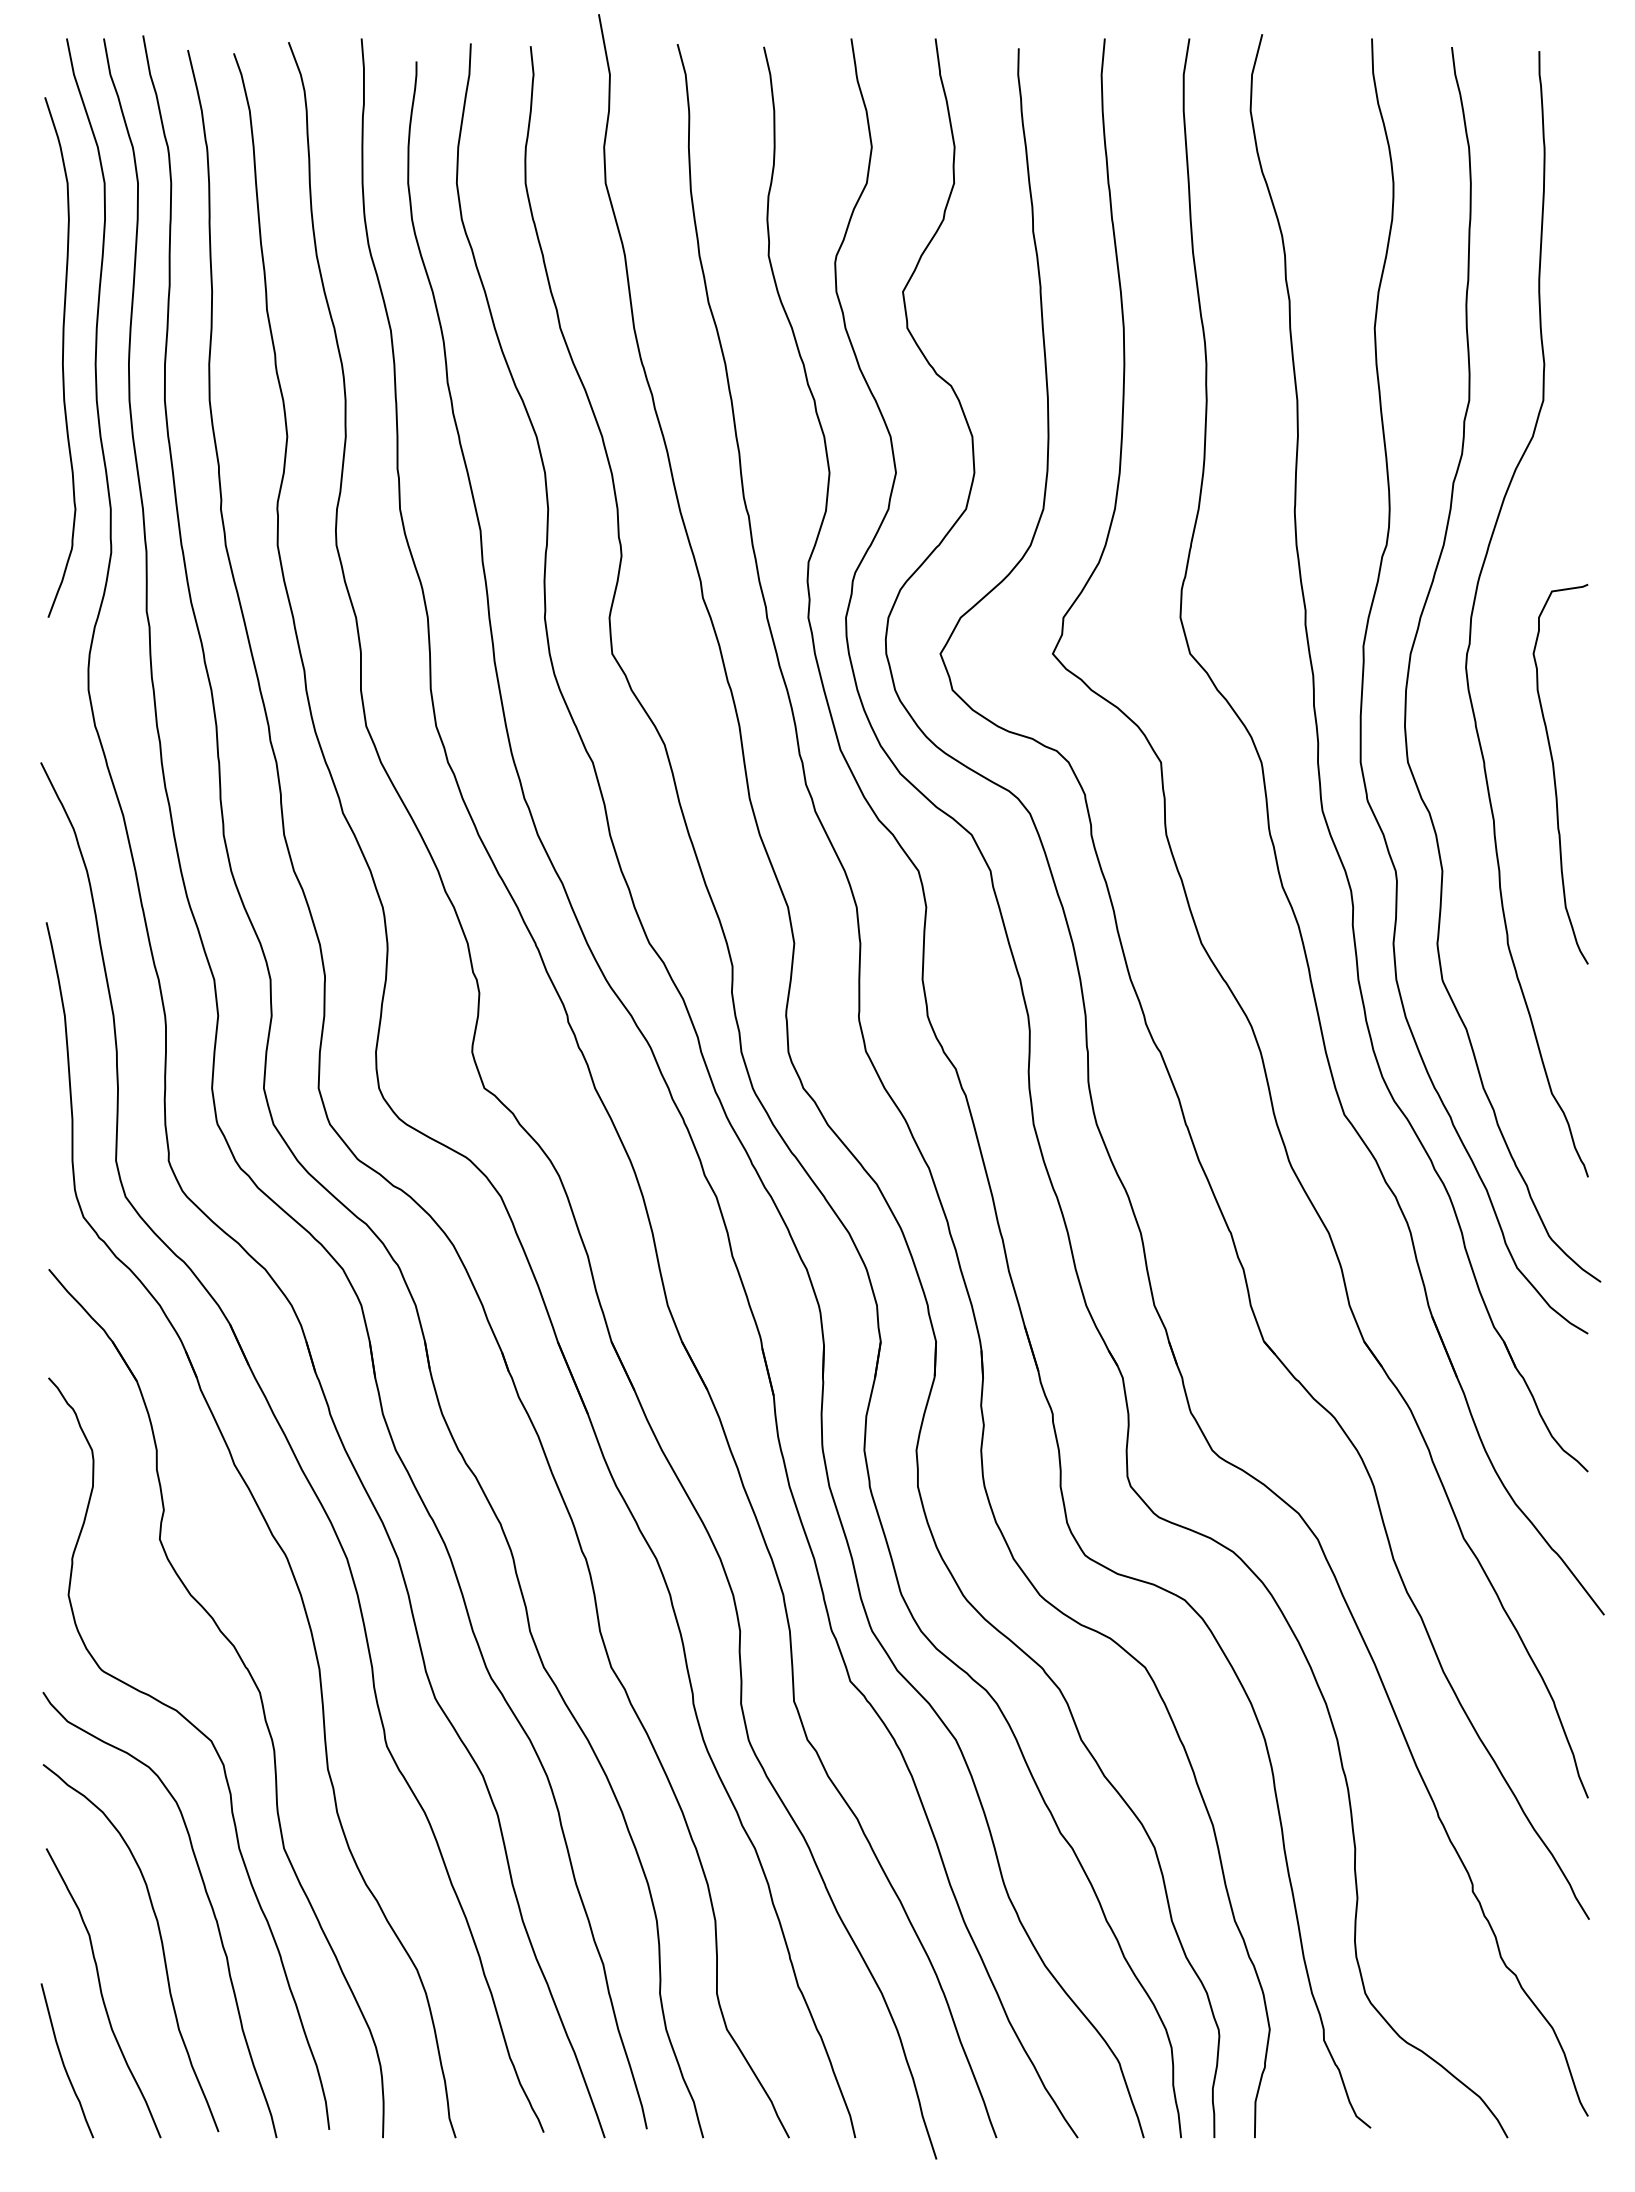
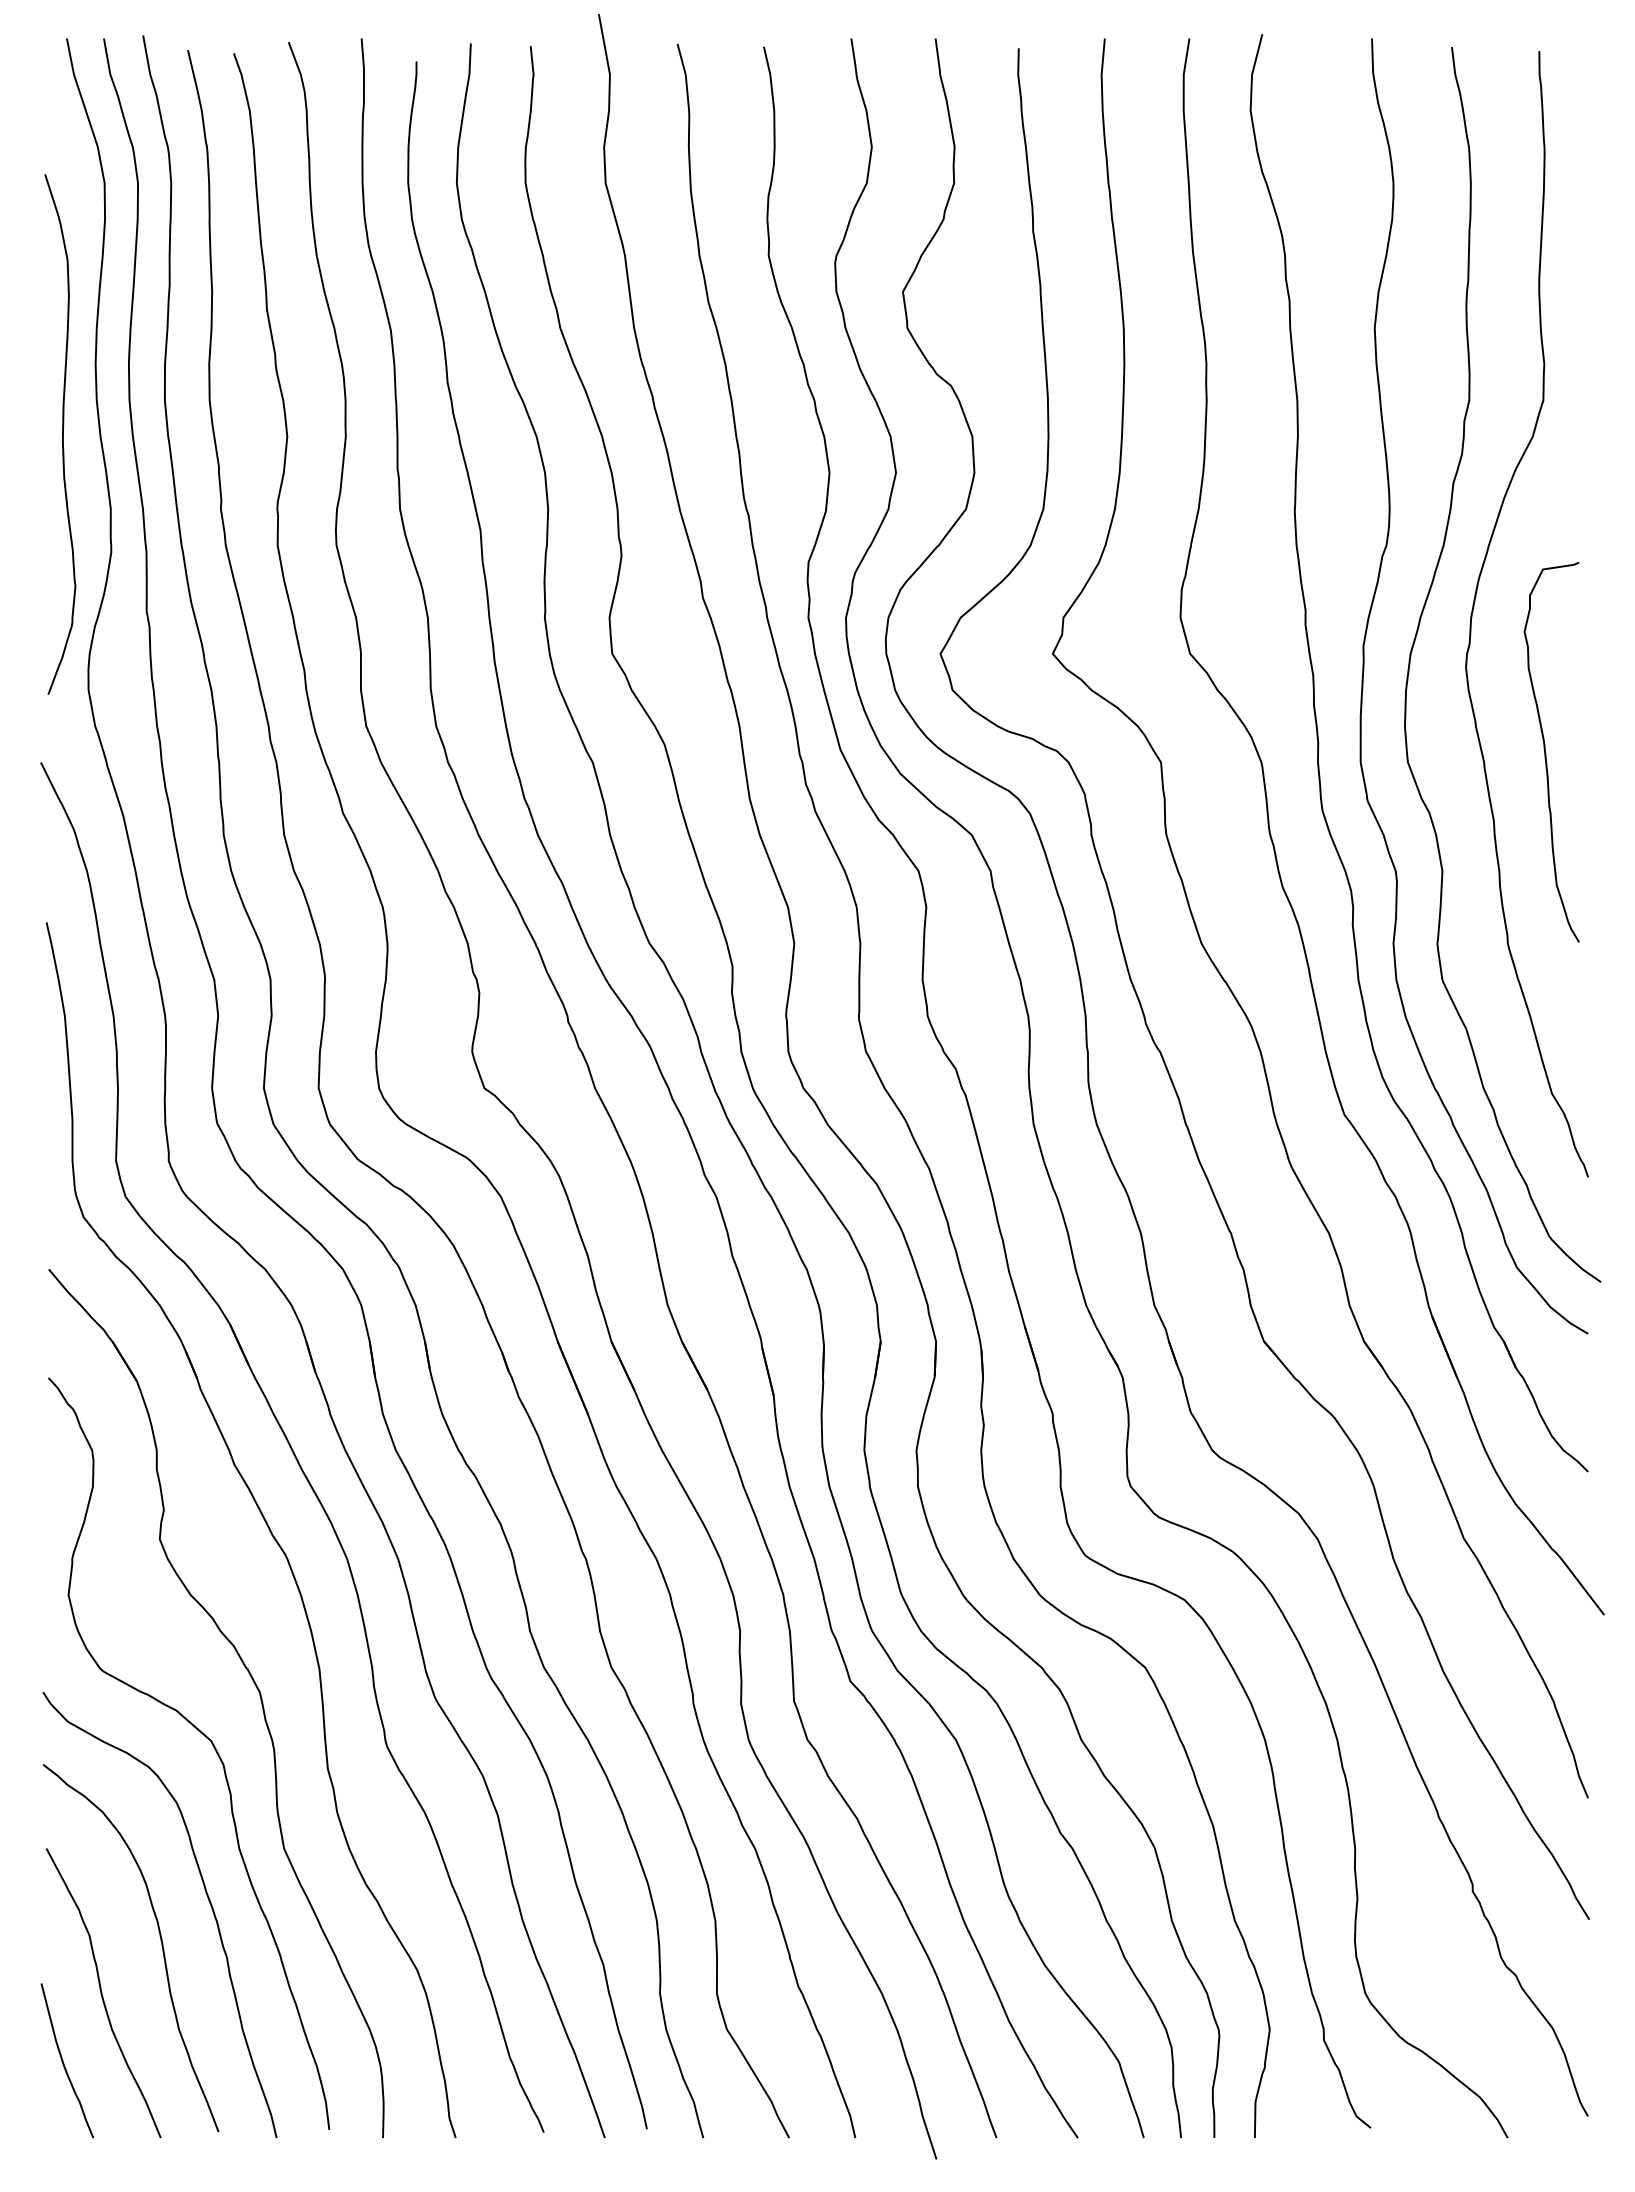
curve position: (62, 357) -> (62, 434) (62, 434)
curve position: (1555, 775) -> (1546, 753) (1546, 753)
